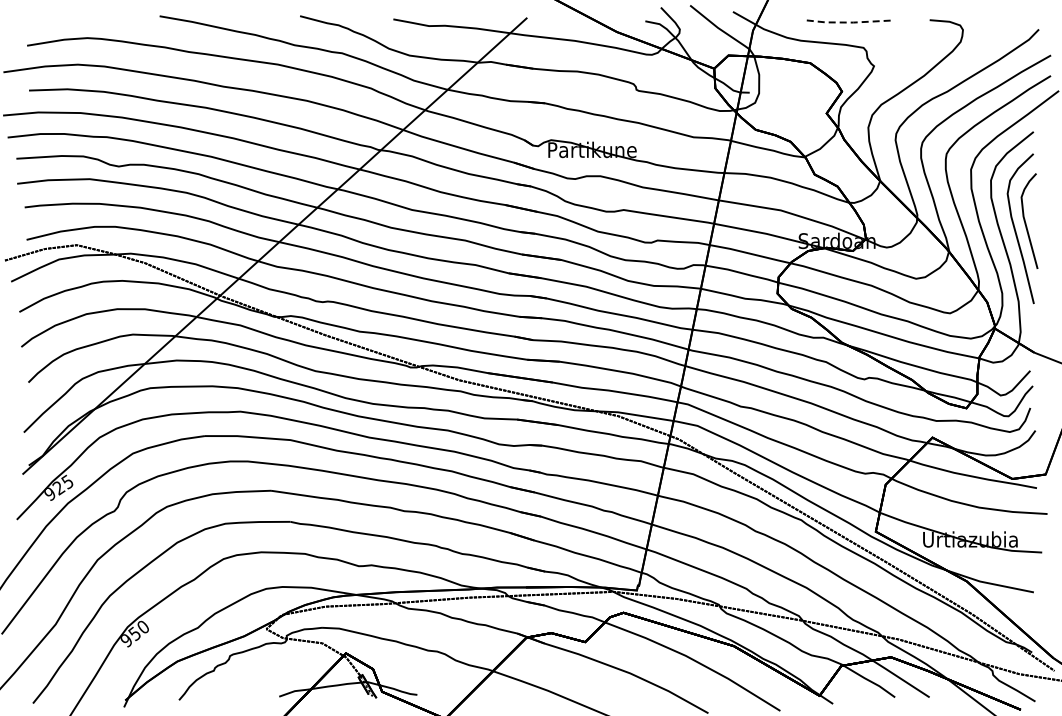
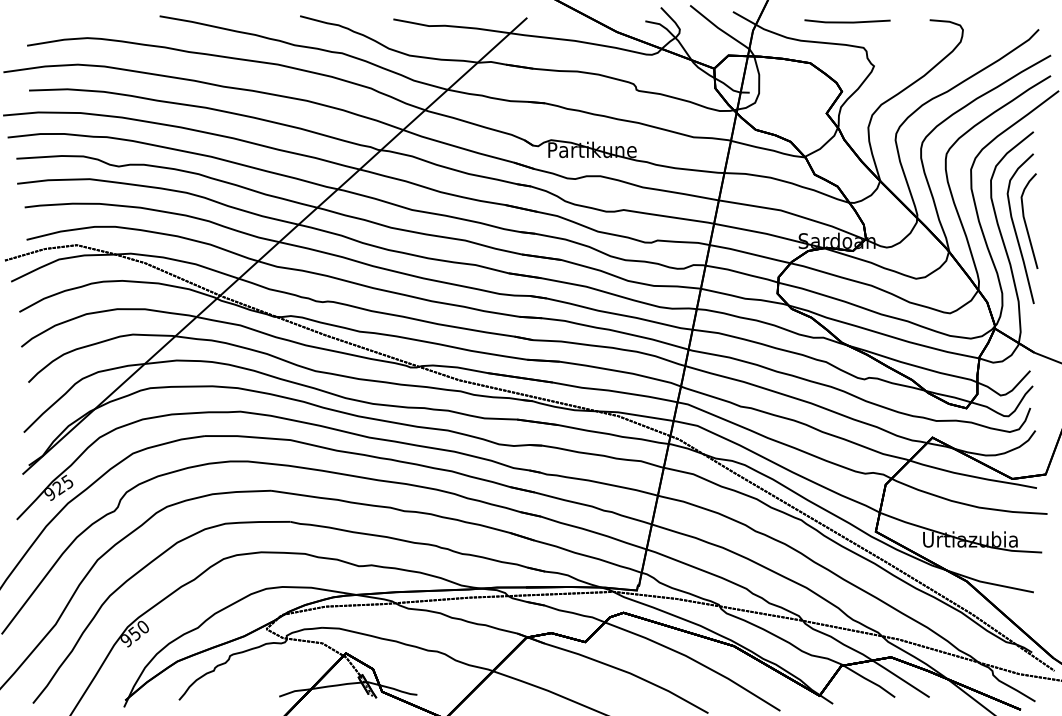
line: dashed -> solid (847, 22)
